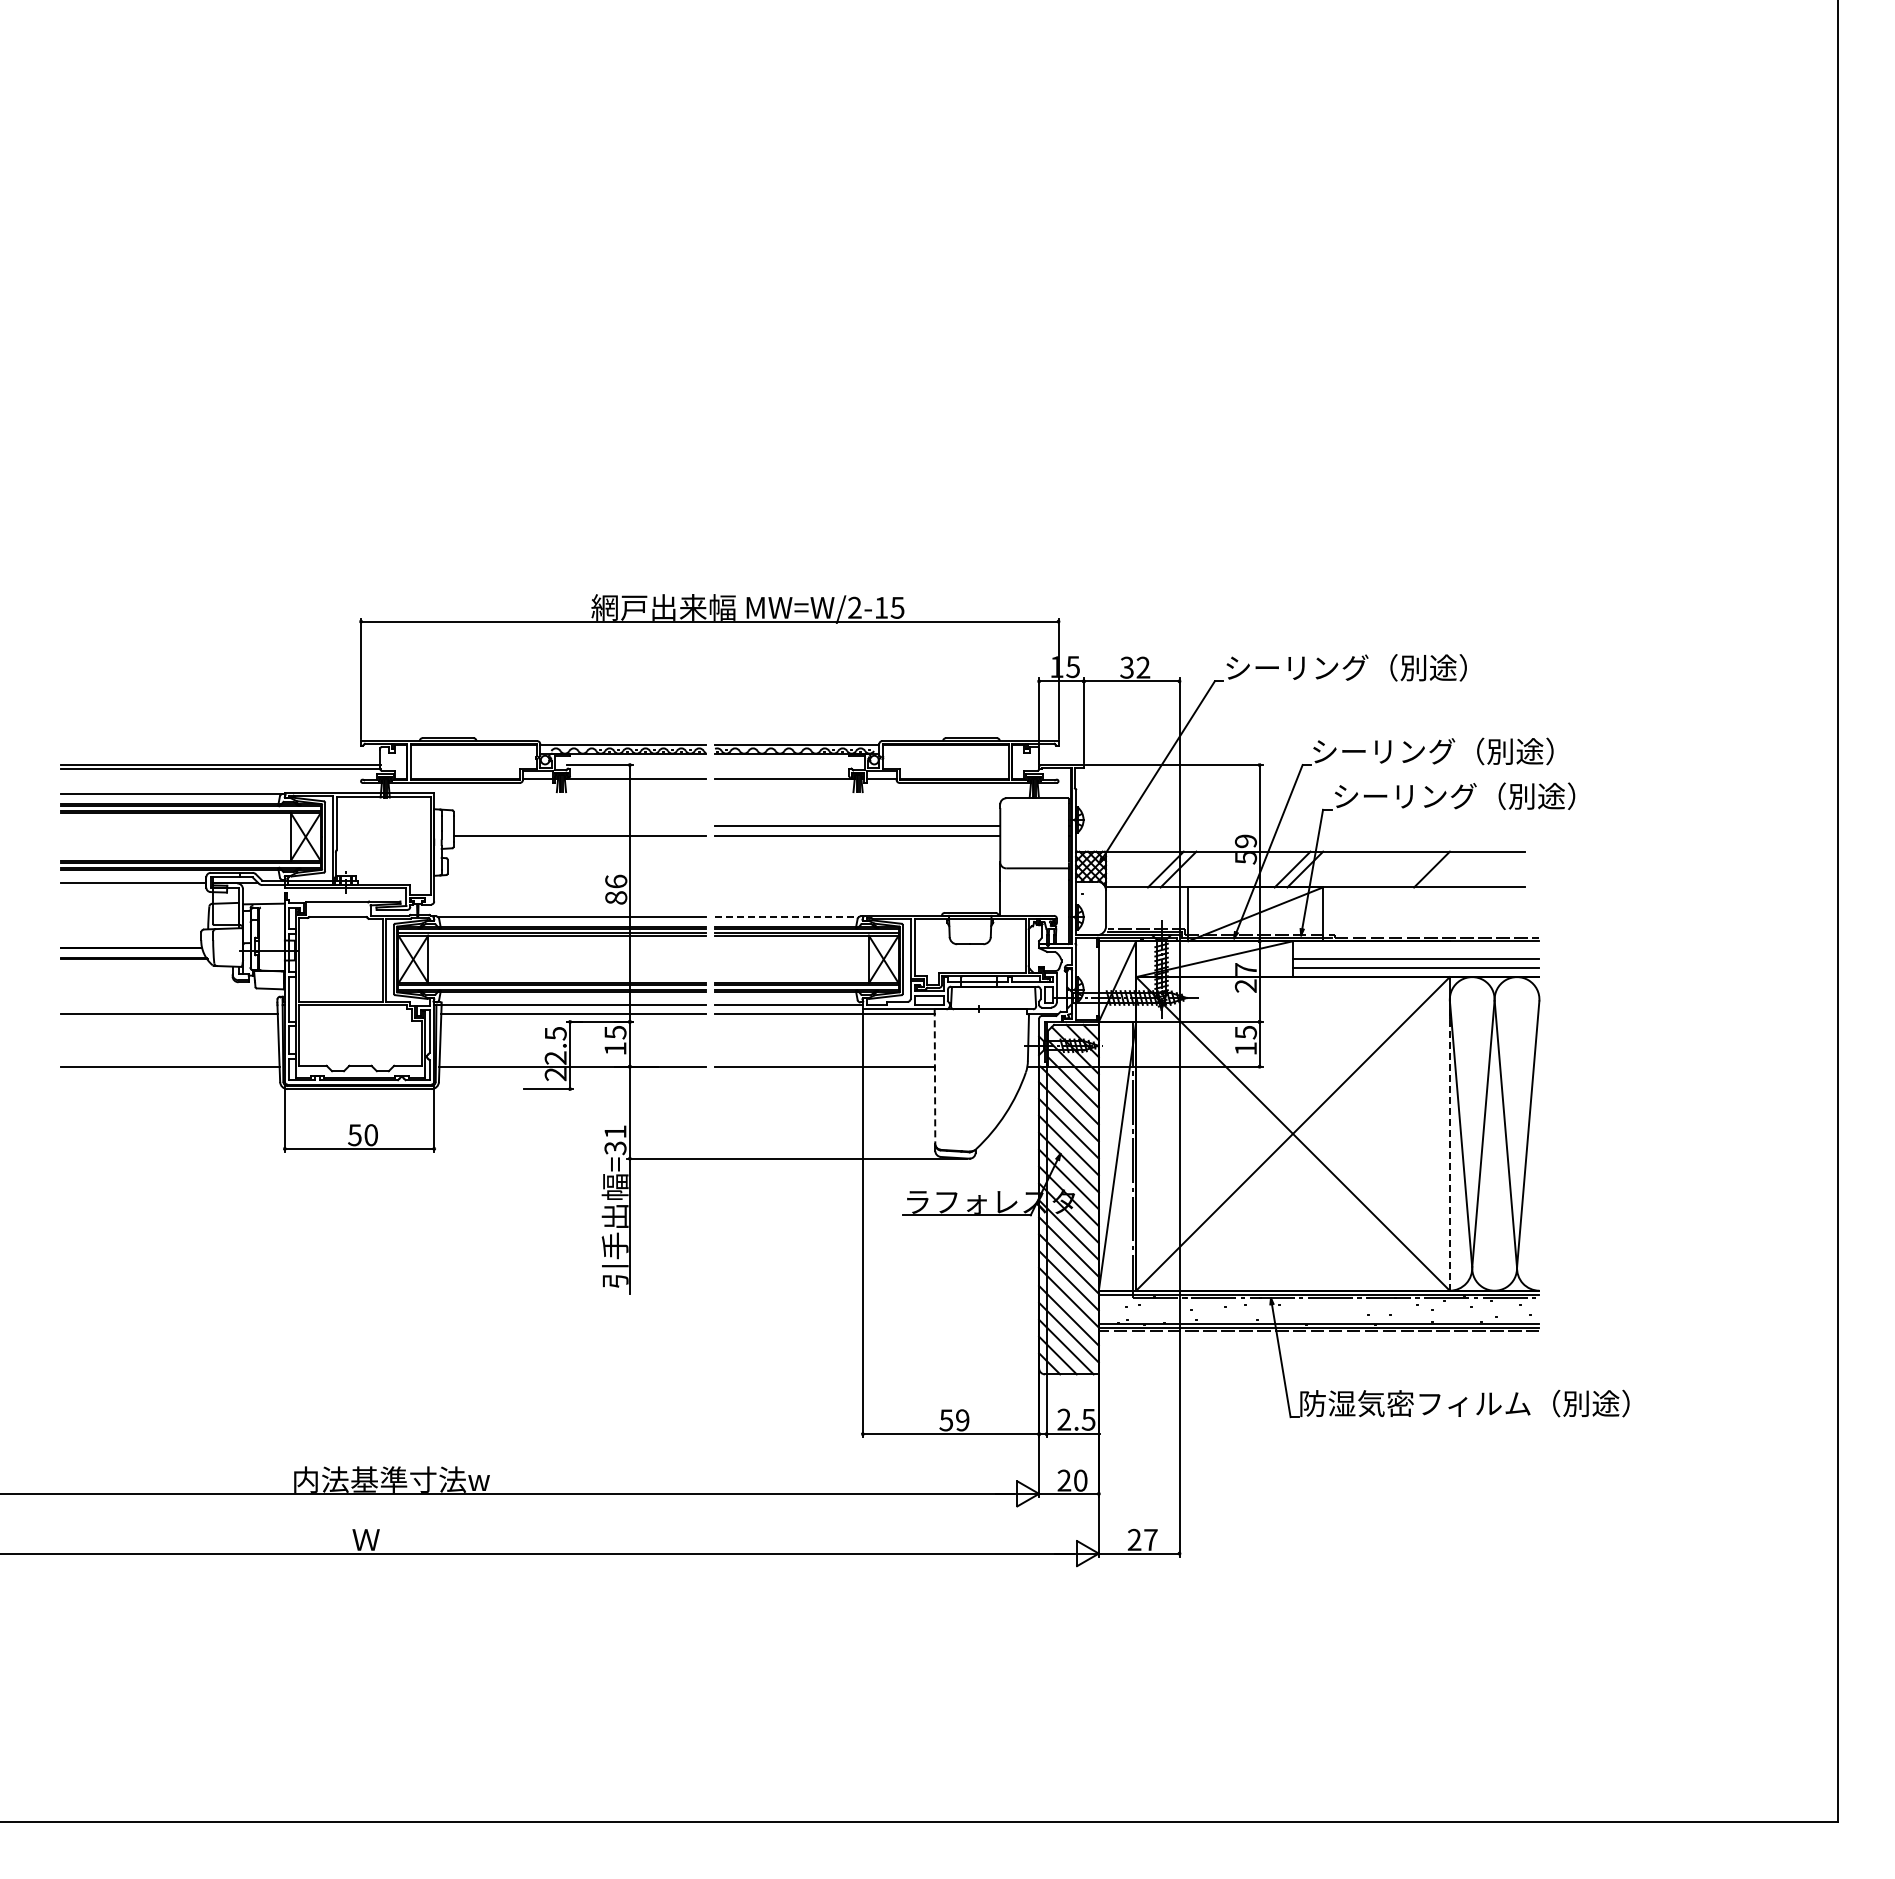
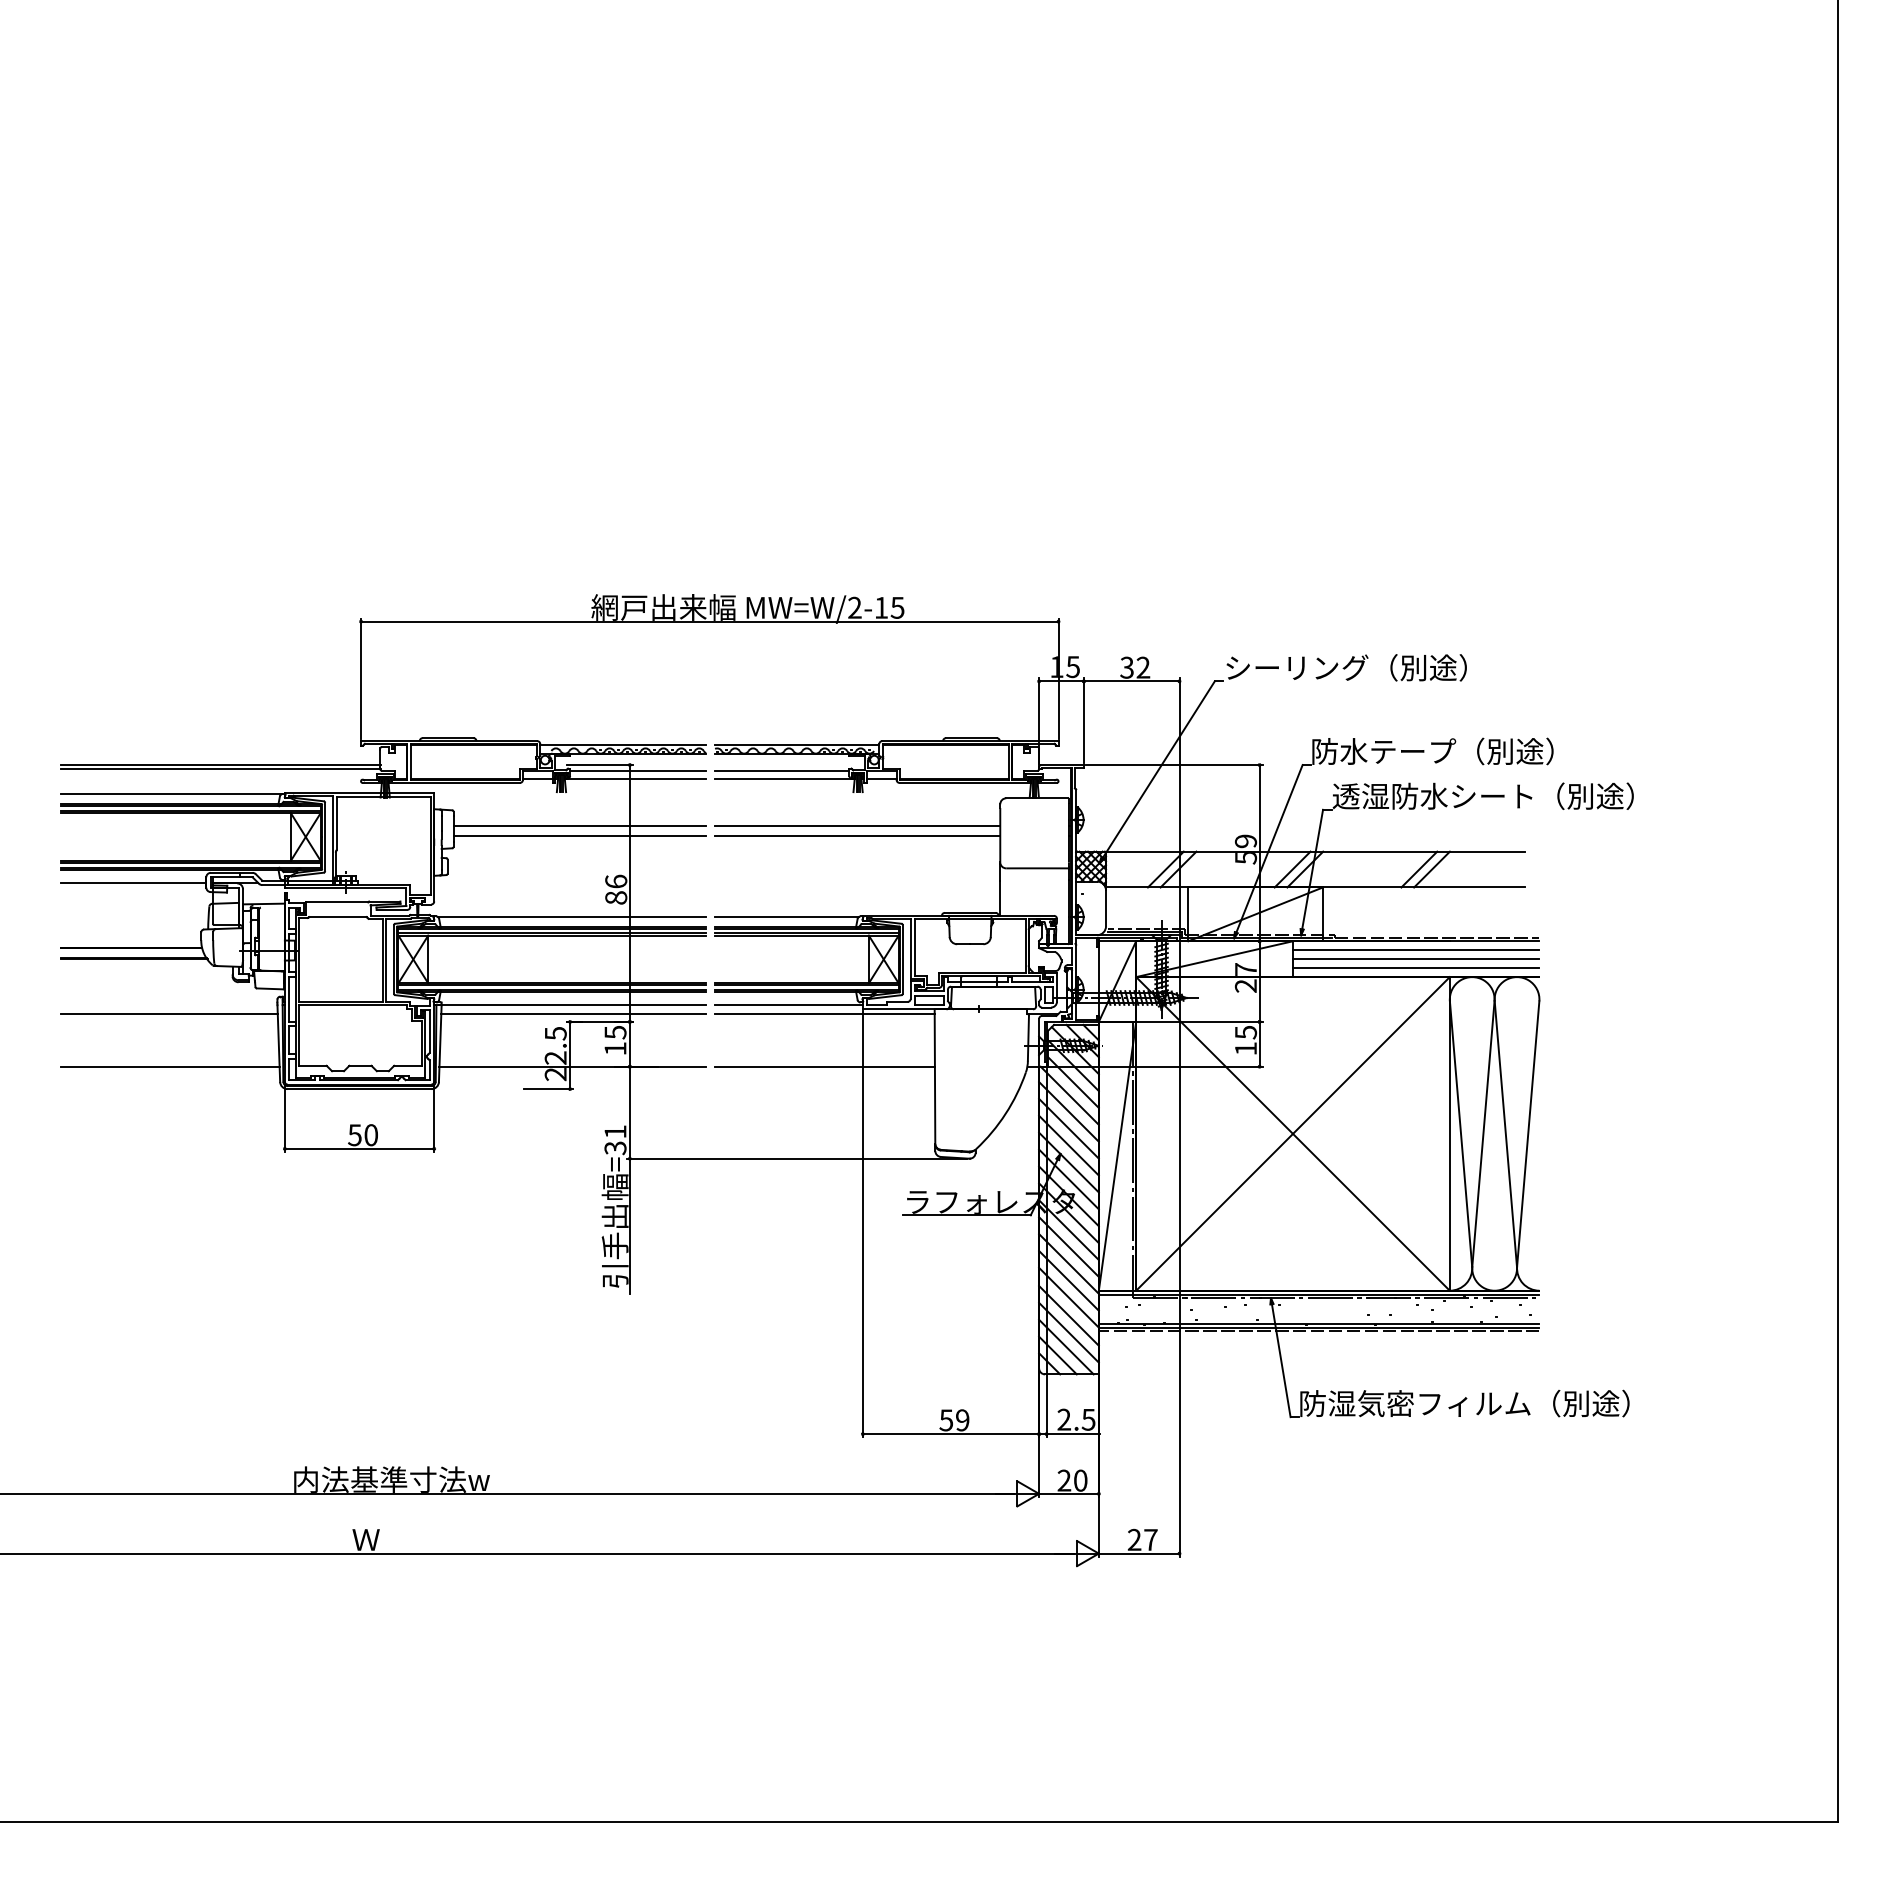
text: シーリング（別途） -> 防水テープ（別途） (1384, 751)
line: none -> present (638, 771)
line: none -> present (782, 771)
text: シーリング（別途） -> 透湿防水シート（別途） (1482, 795)
line: none -> present (579, 825)
line: none -> present (1419, 869)
line: dashed -> solid (787, 916)
line: none -> present (1416, 950)
line: dashed -> solid (934, 1077)
line: dashed -> solid (1449, 1145)
